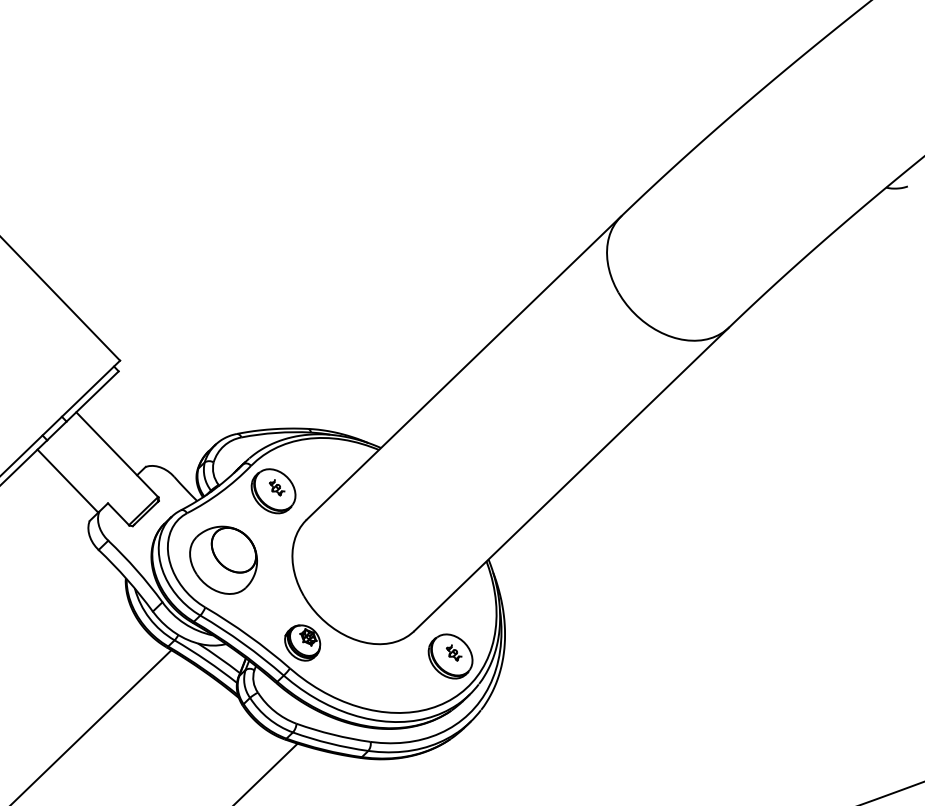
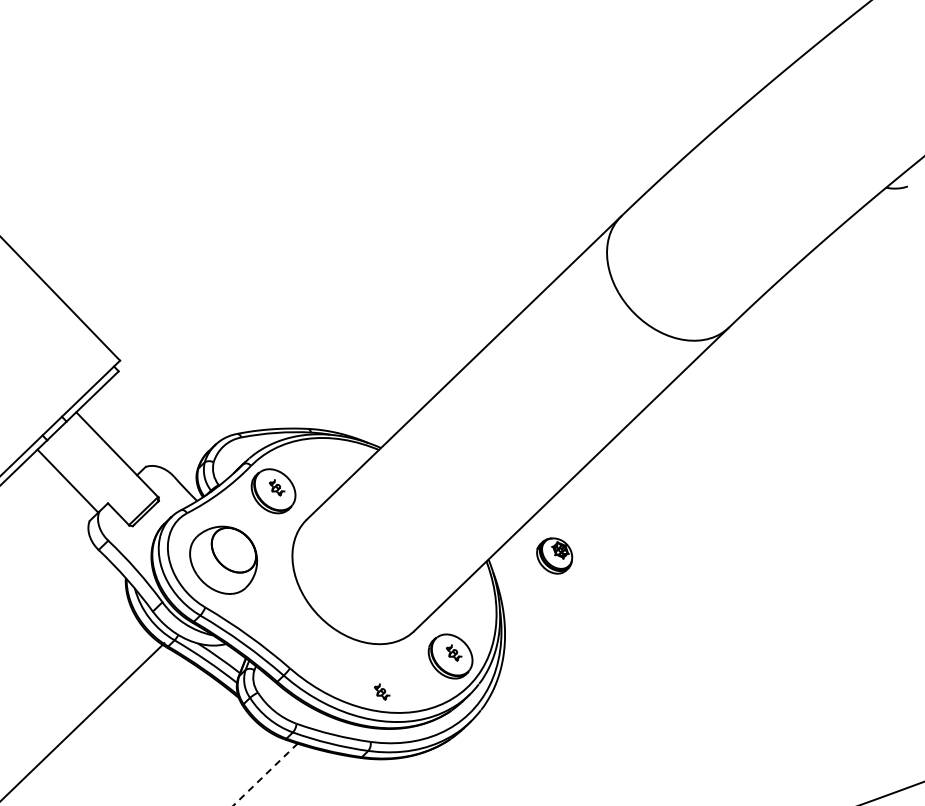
part position: (302, 642) -> (554, 555) (554, 555)
part: none -> present (381, 691)
line position: (92, 726) -> (83, 721) (83, 721)
line: solid -> dashed (266, 774)
